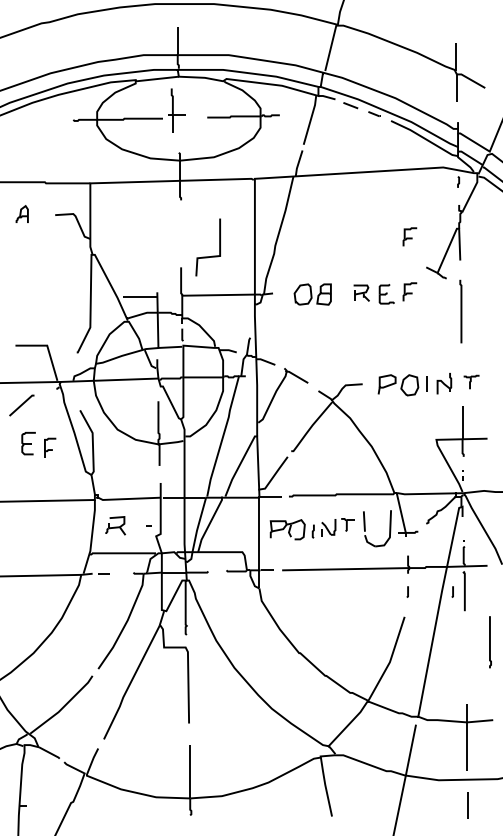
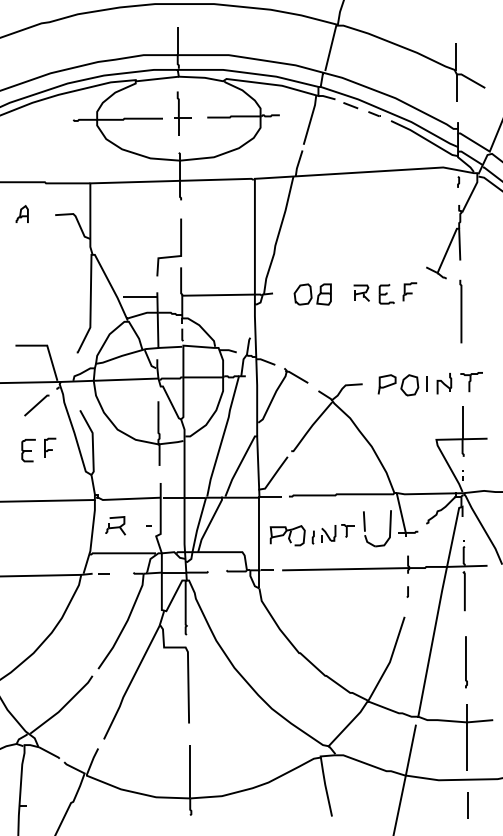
part position: (176, 110) -> (182, 113) (182, 113)
part: present -> none (409, 236)
line position: (207, 256) -> (168, 256) (168, 256)
part size: 17x16 px -> 23x21 px (471, 382)
line position: (21, 405) -> (36, 405) (36, 405)
part position: (28, 443) -> (28, 450) (28, 450)
part position: (311, 529) -> (311, 535) (311, 535)
line: present -> none (452, 591)
line position: (490, 642) -> (466, 662) (466, 662)
